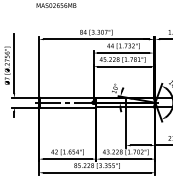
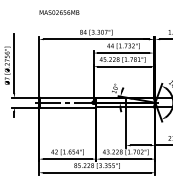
text position: (56, 5) -> (59, 12) (59, 12)
